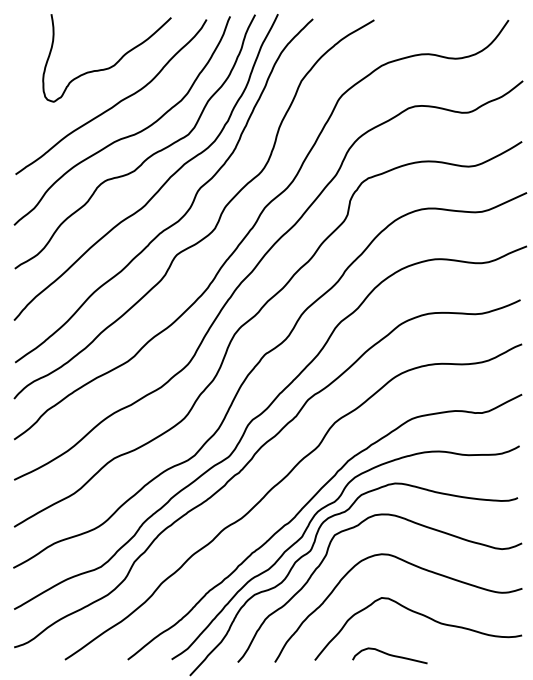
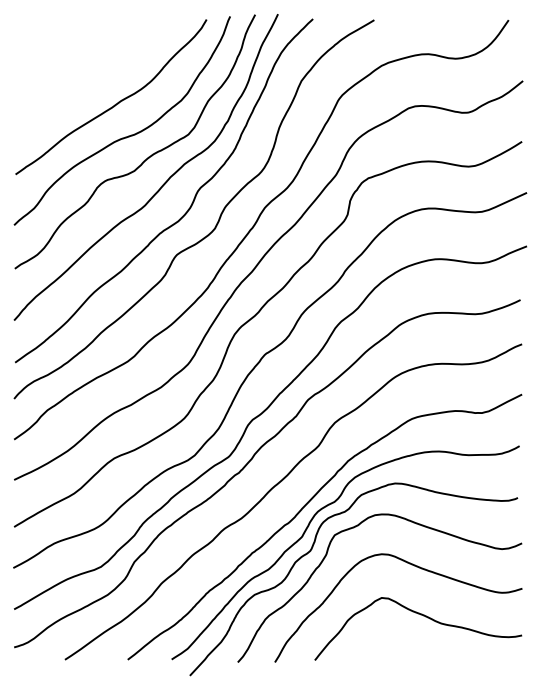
curve: present -> none (110, 66)
curve: present -> none (389, 655)
